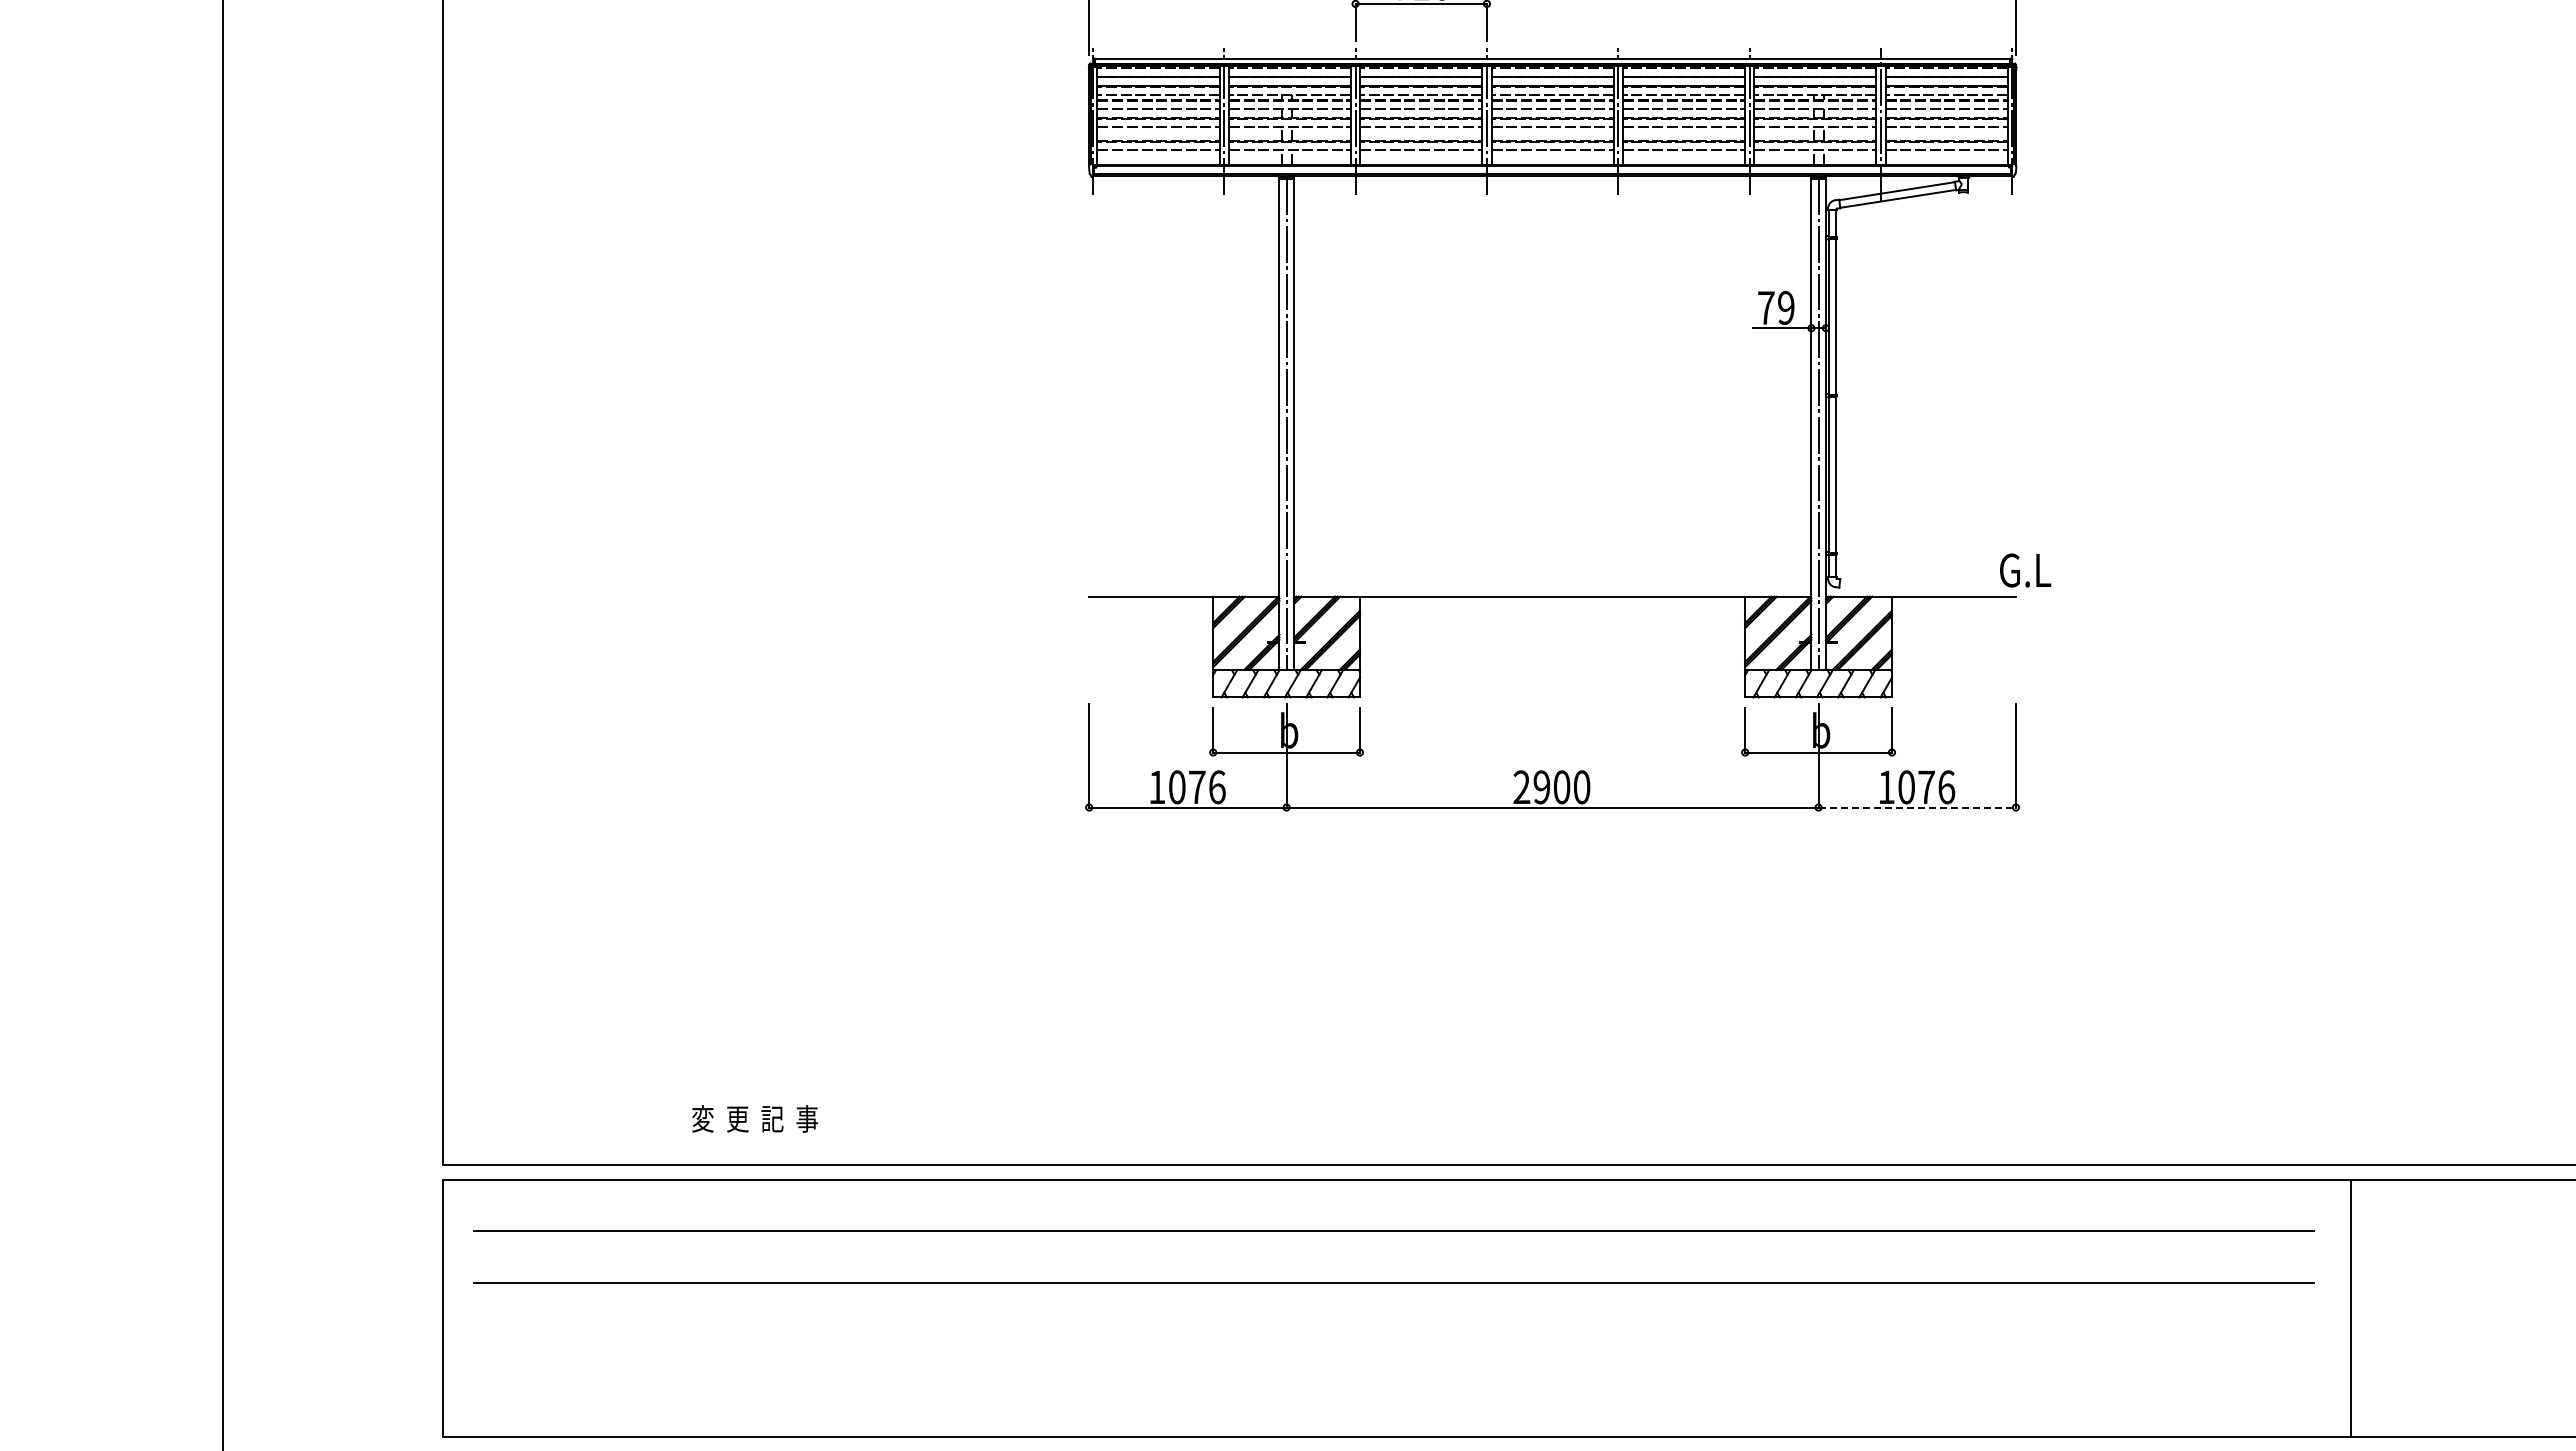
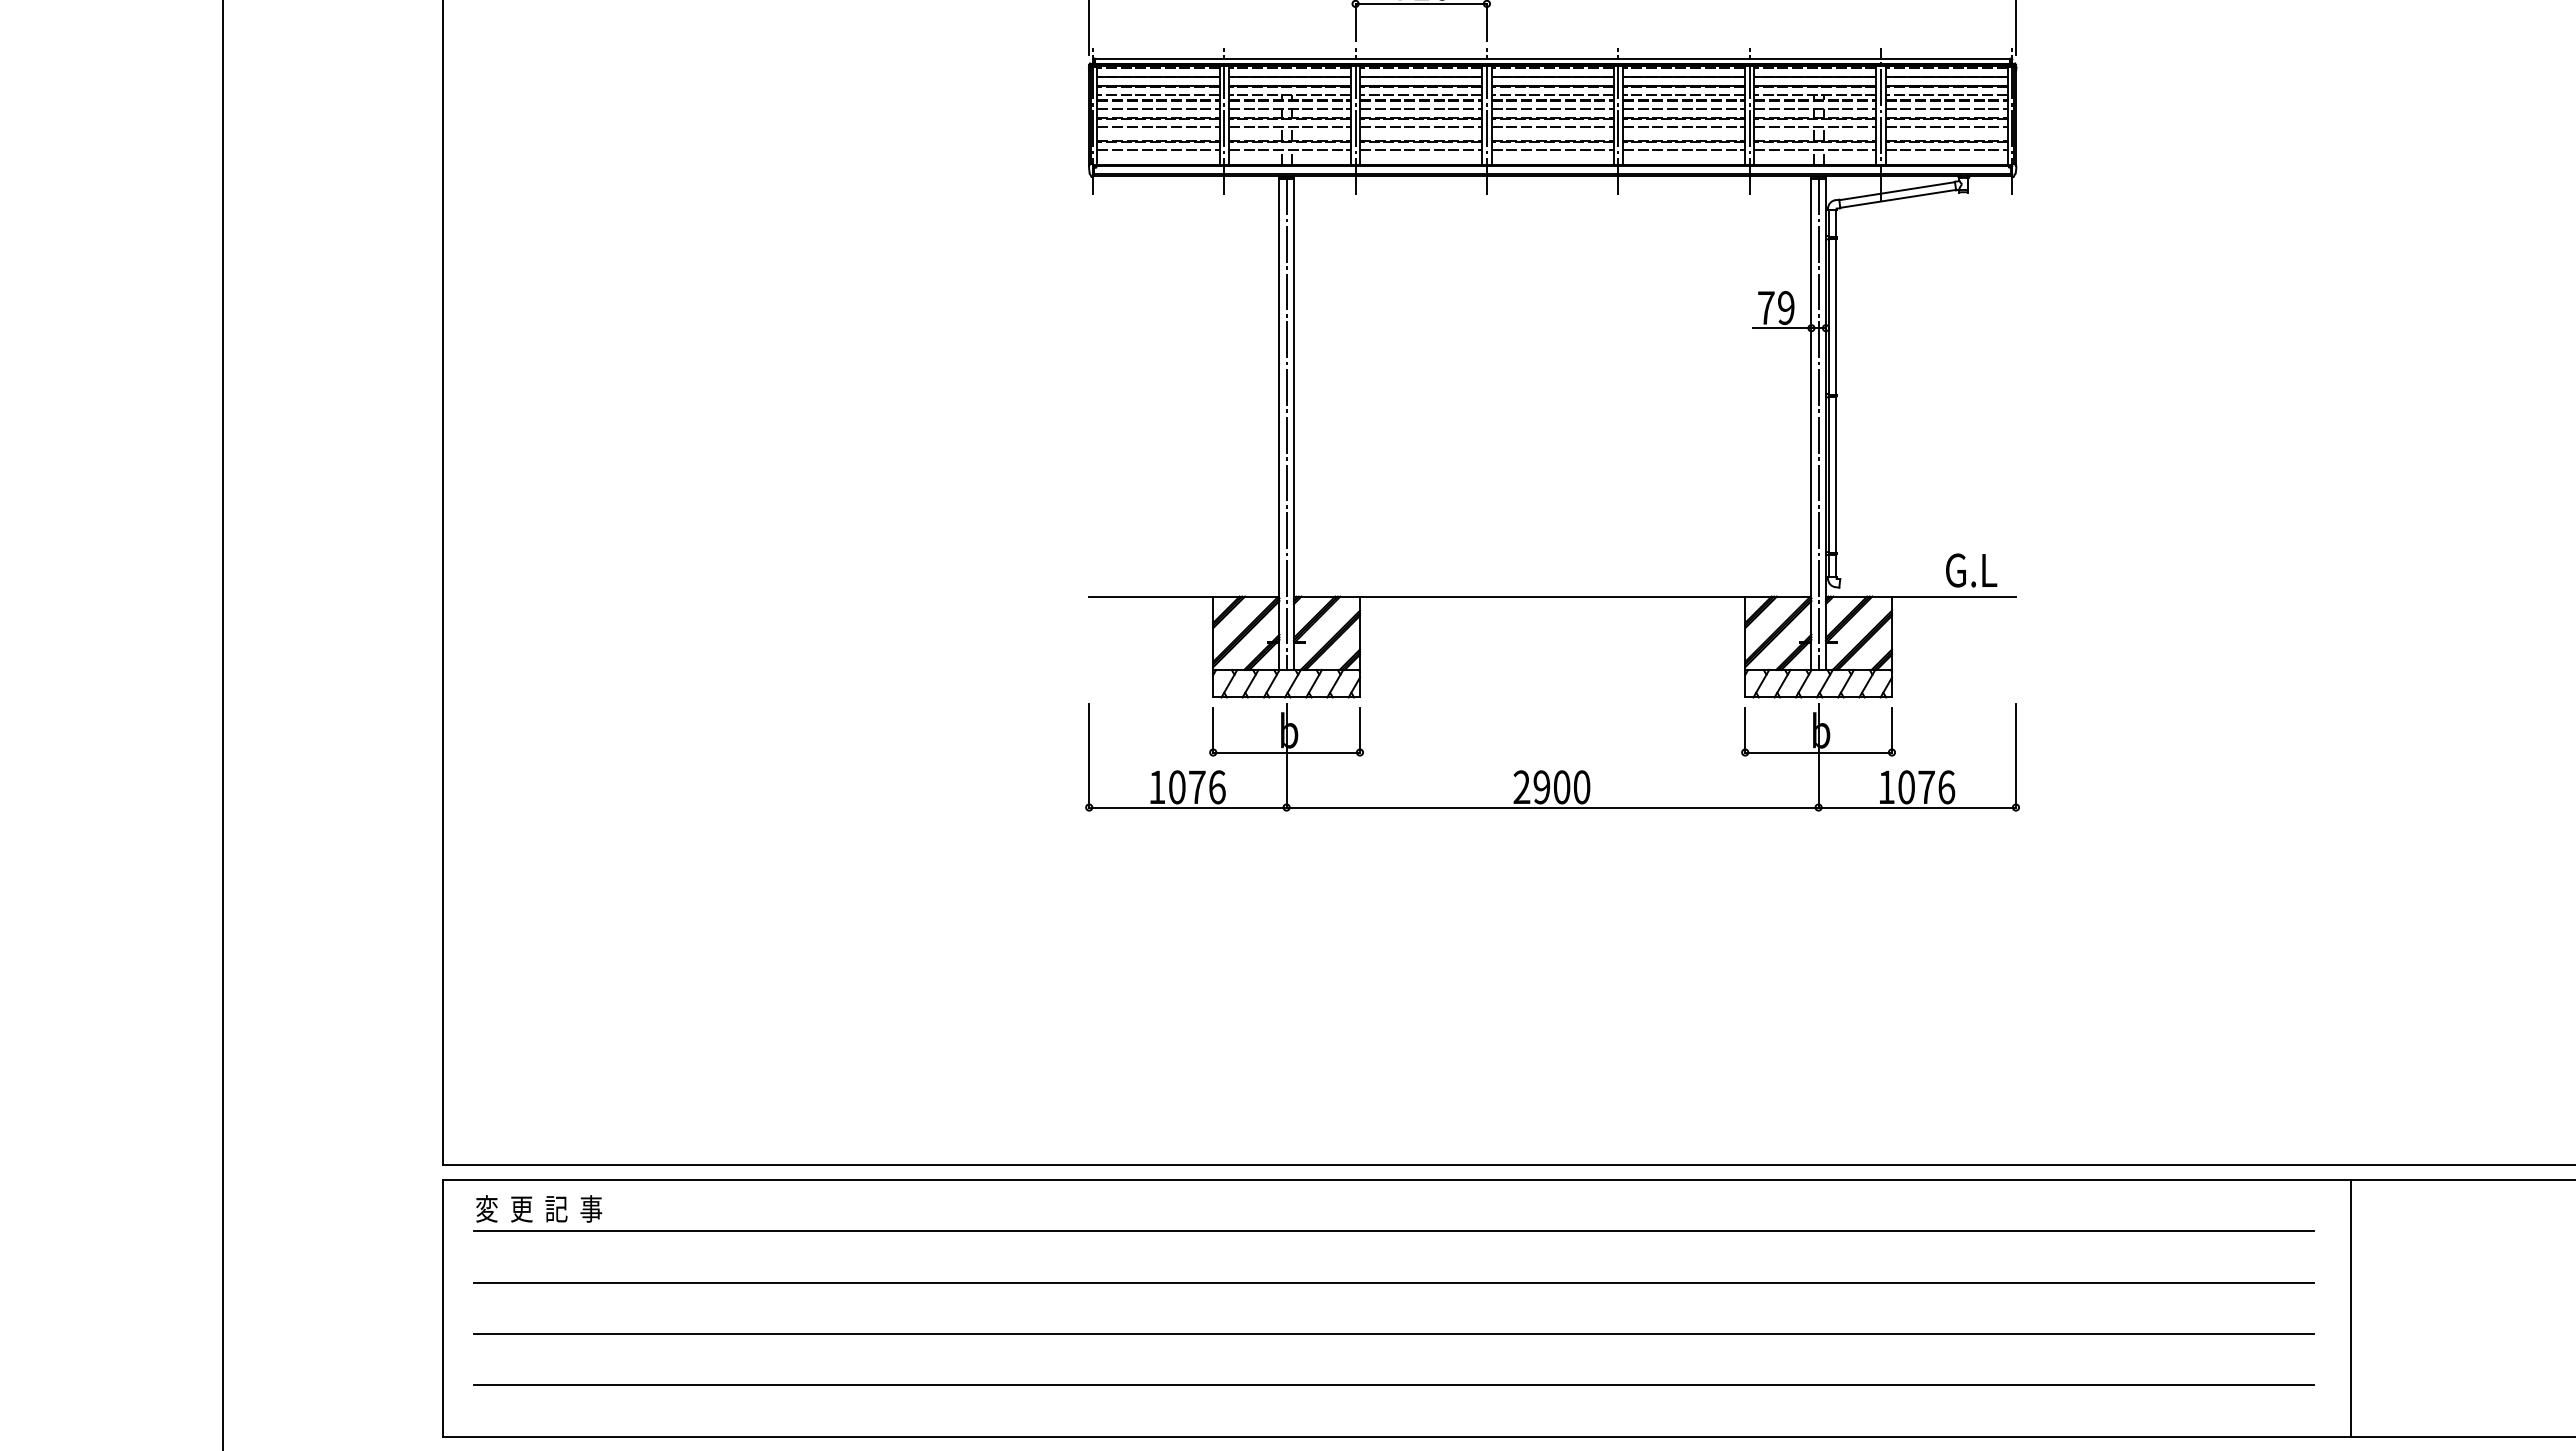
text position: (2025, 570) -> (1971, 570) (1971, 570)
line: dashed -> solid (1917, 807)
text position: (755, 1118) -> (539, 1208) (539, 1208)
line: none -> present (1393, 1334)
line: none -> present (1393, 1385)
